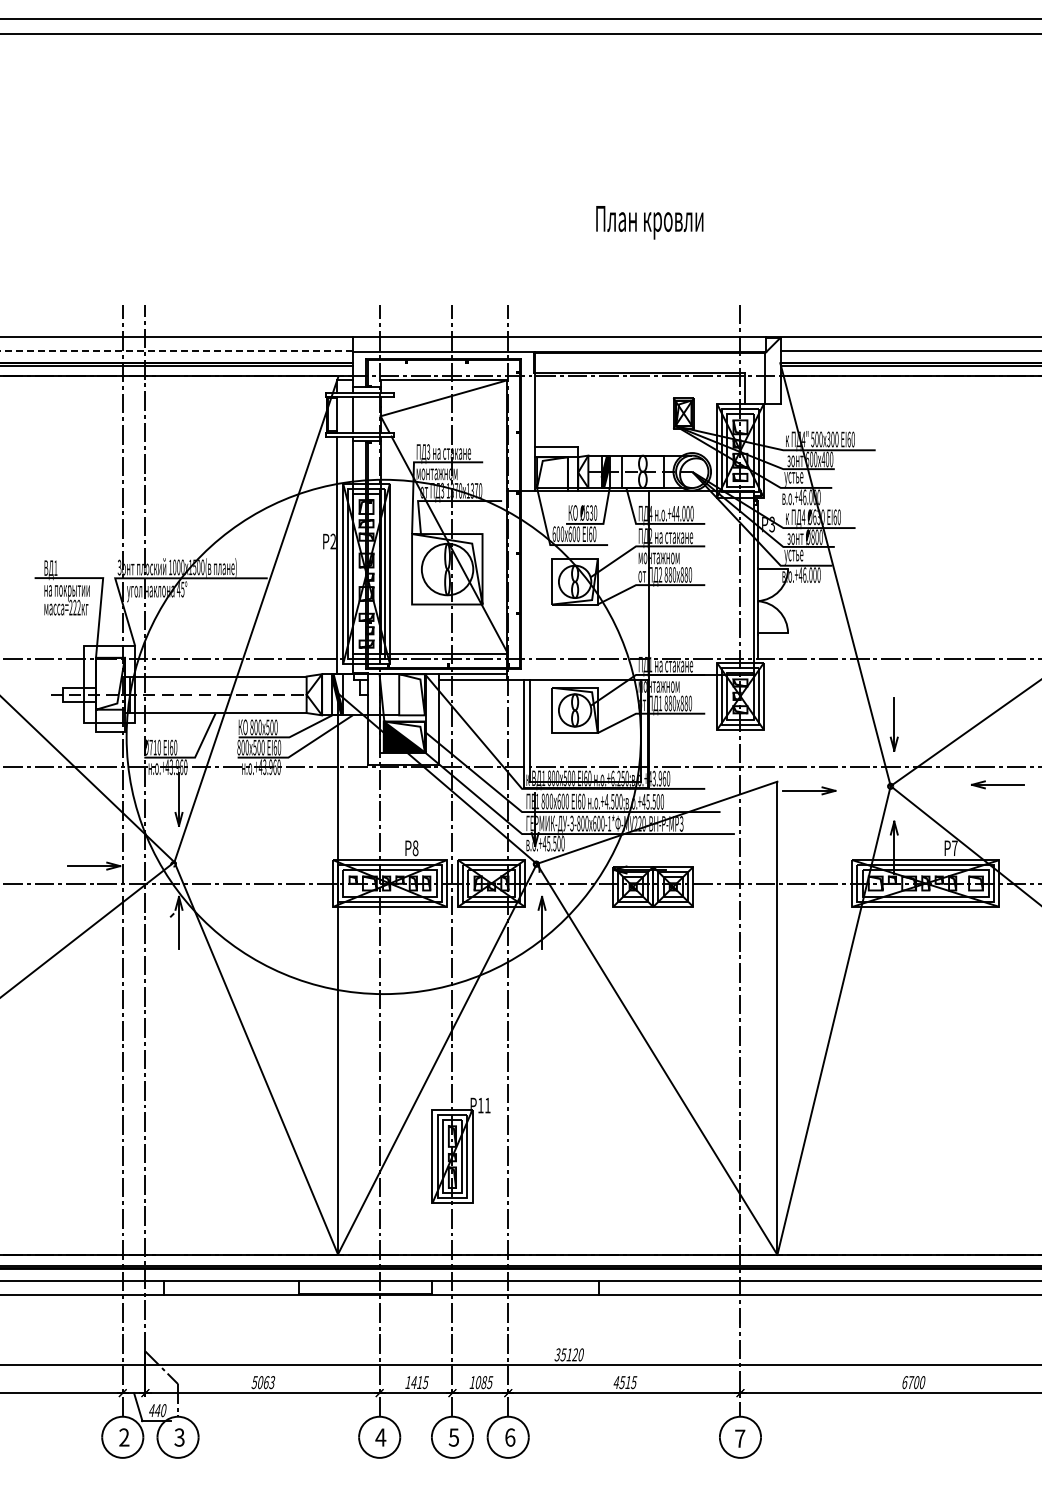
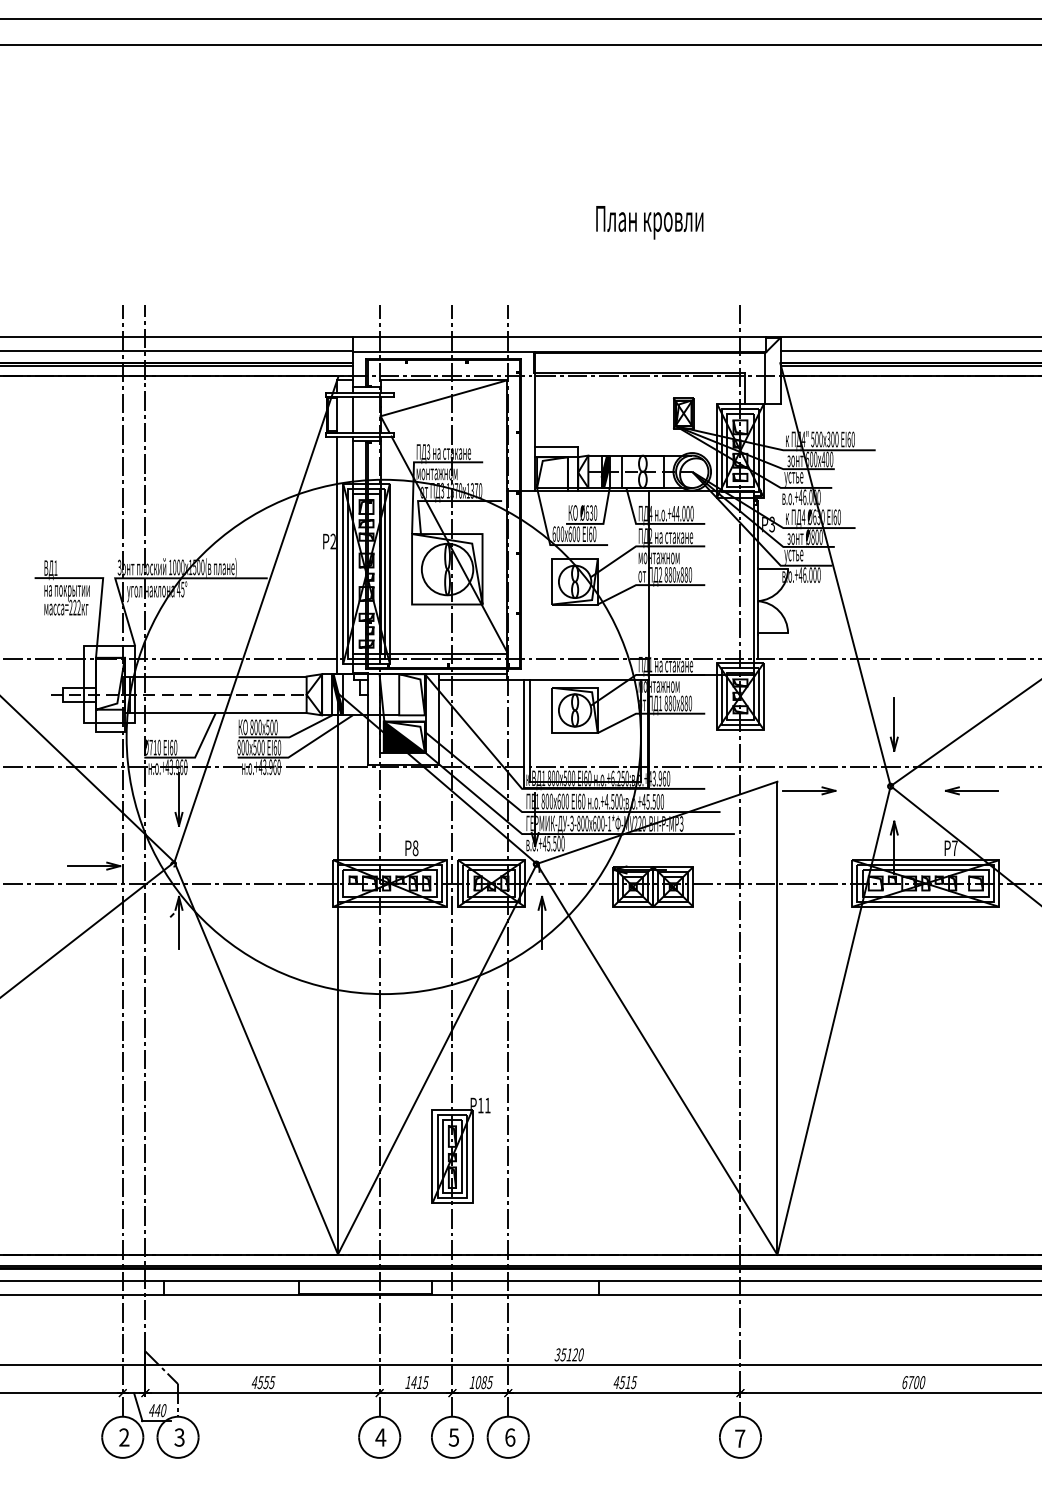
line position: (520, 34) -> (520, 45) (520, 45)
line: dashed -> solid (176, 350)
part position: (997, 784) -> (971, 790) (971, 790)
text: 5063 -> 4555 (263, 1382)
